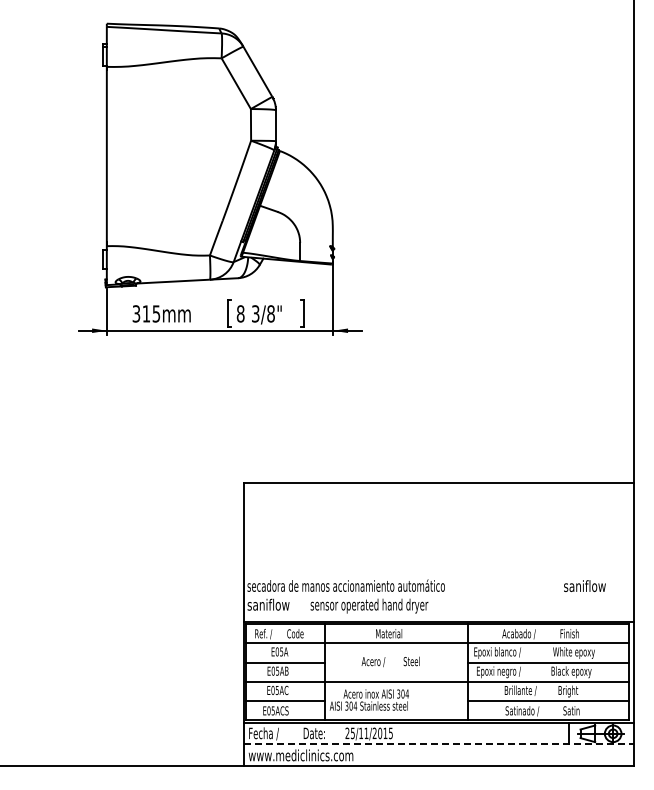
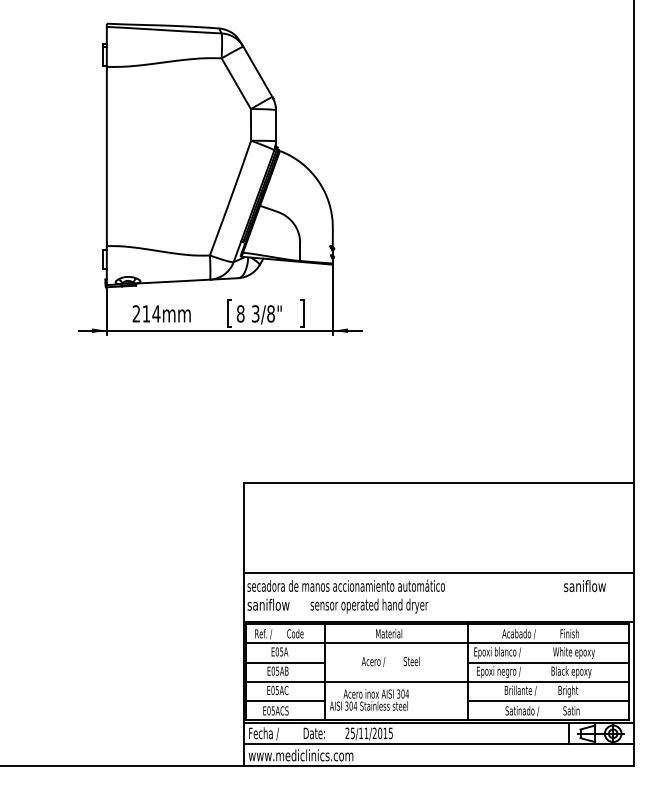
text: 315mm -> 214mm (146, 313)
line: none -> present (438, 573)
line: dashed -> solid (439, 744)
